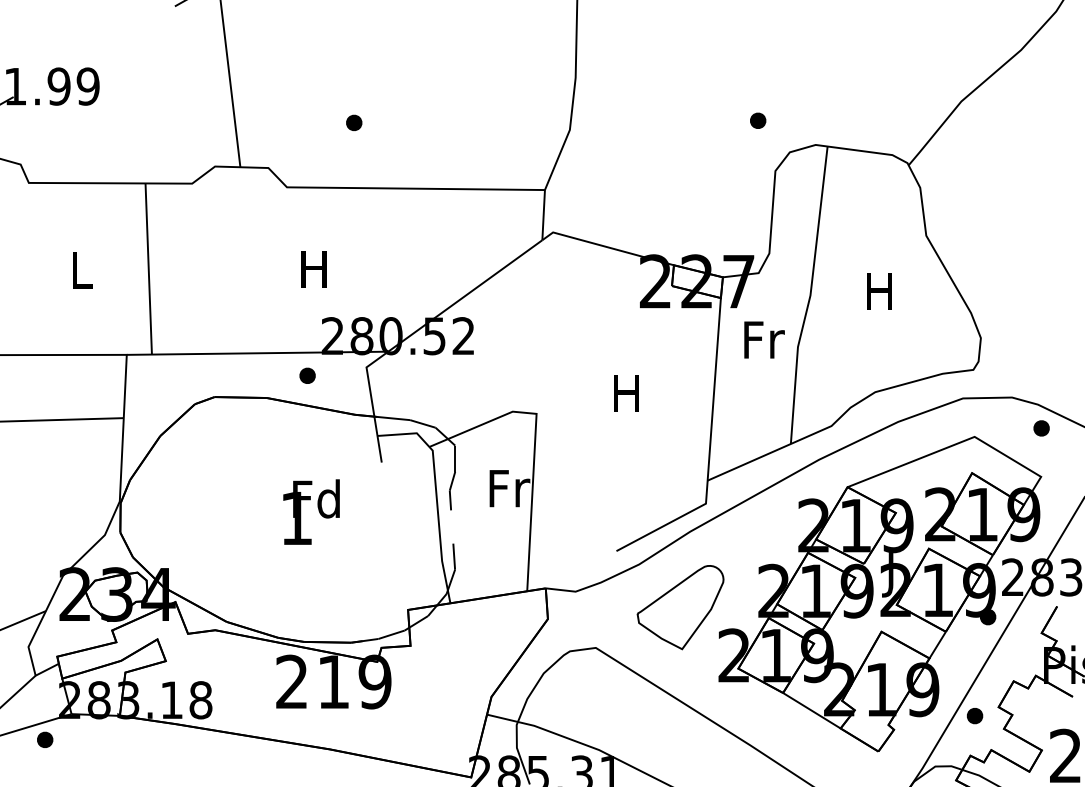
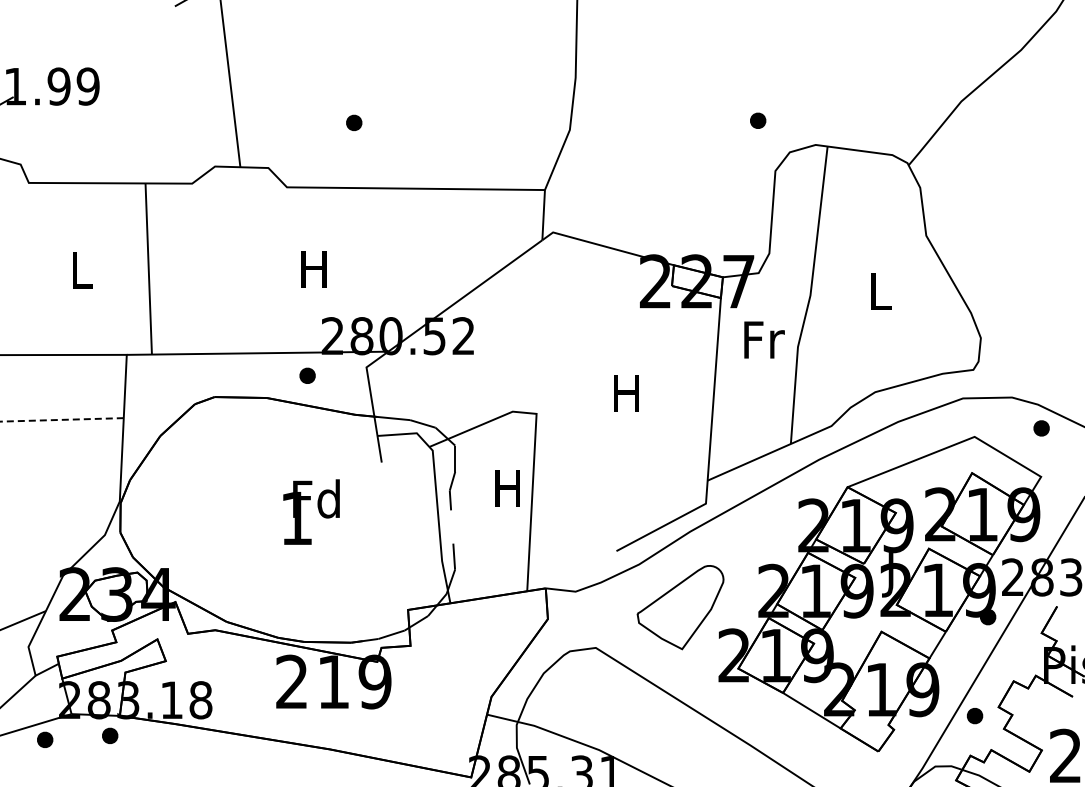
text: H -> L (879, 291)
line: solid -> dashed (61, 419)
text: Fr -> H (509, 488)
part: none -> present (110, 735)
